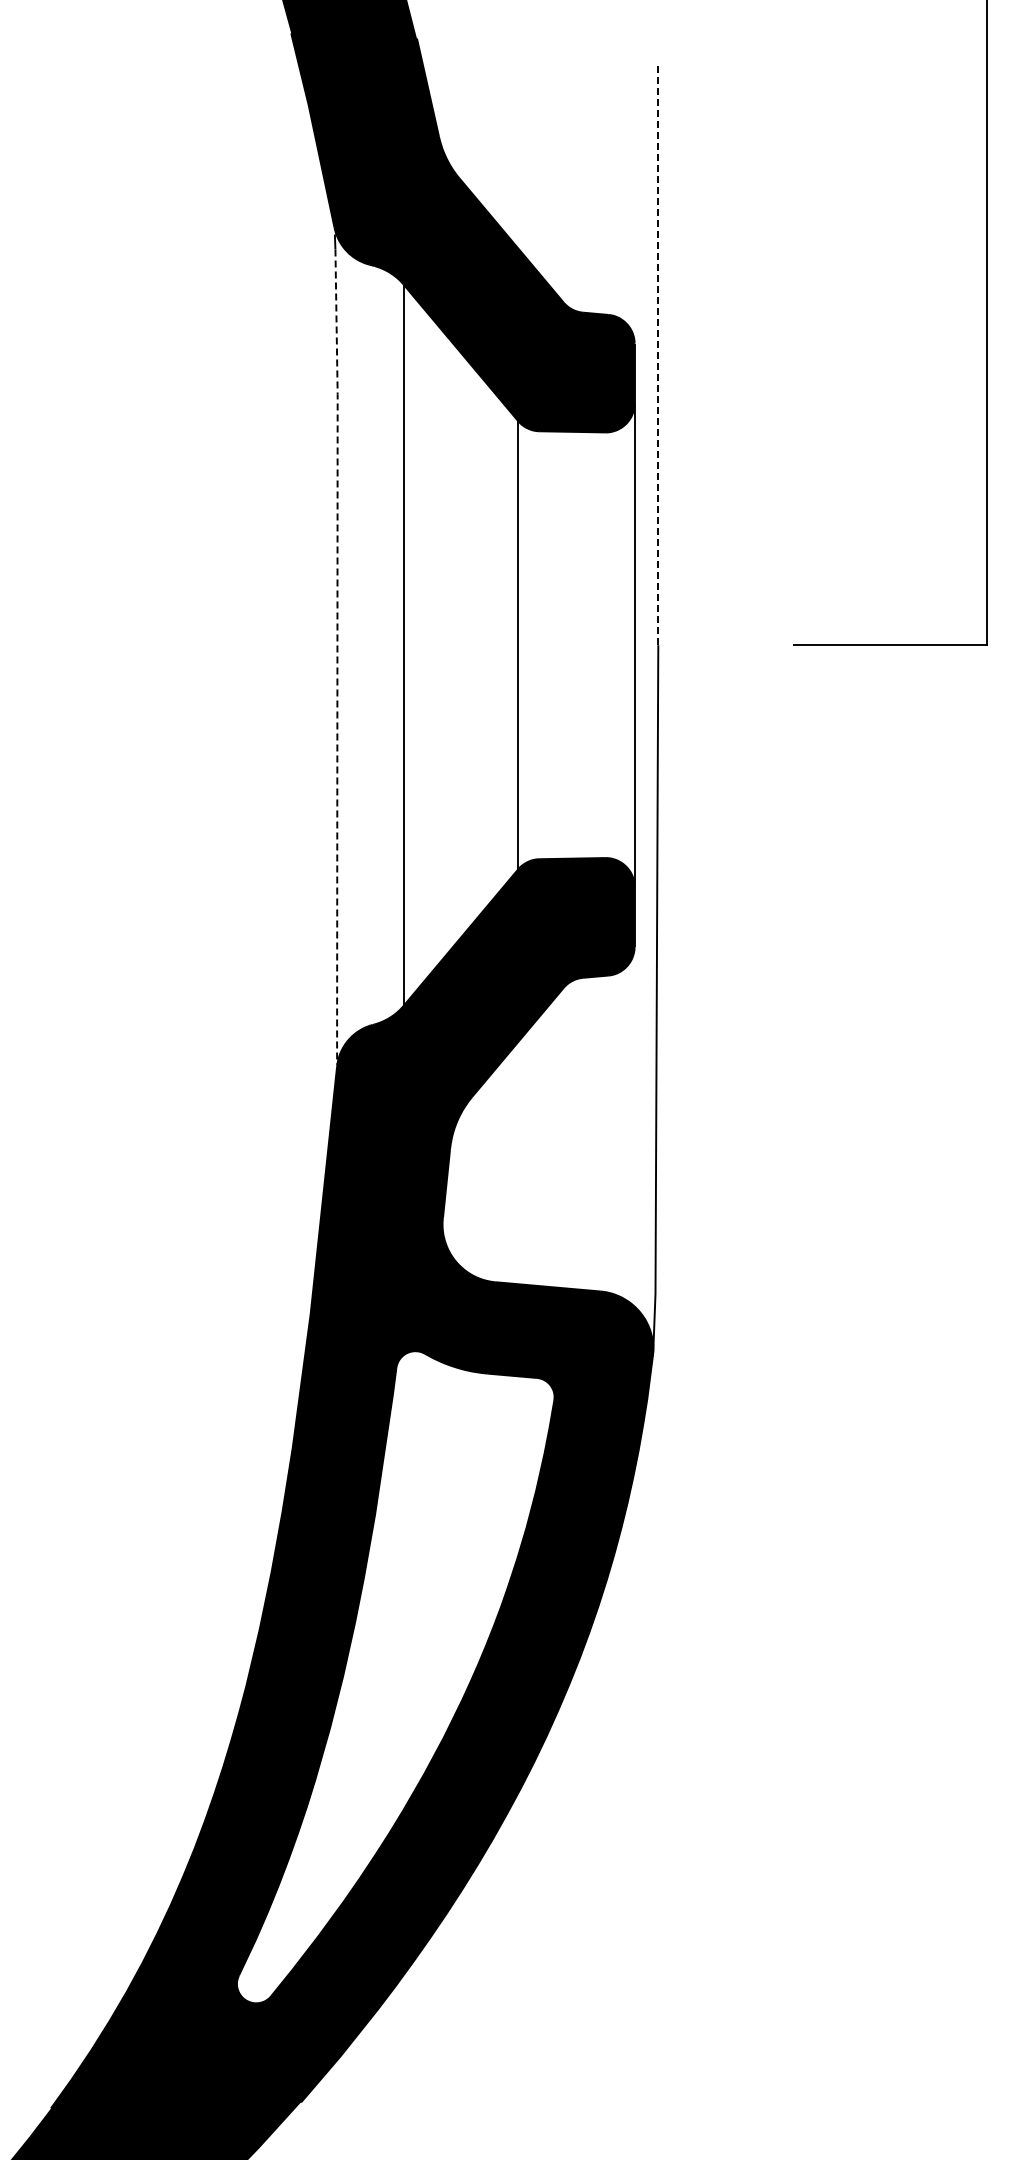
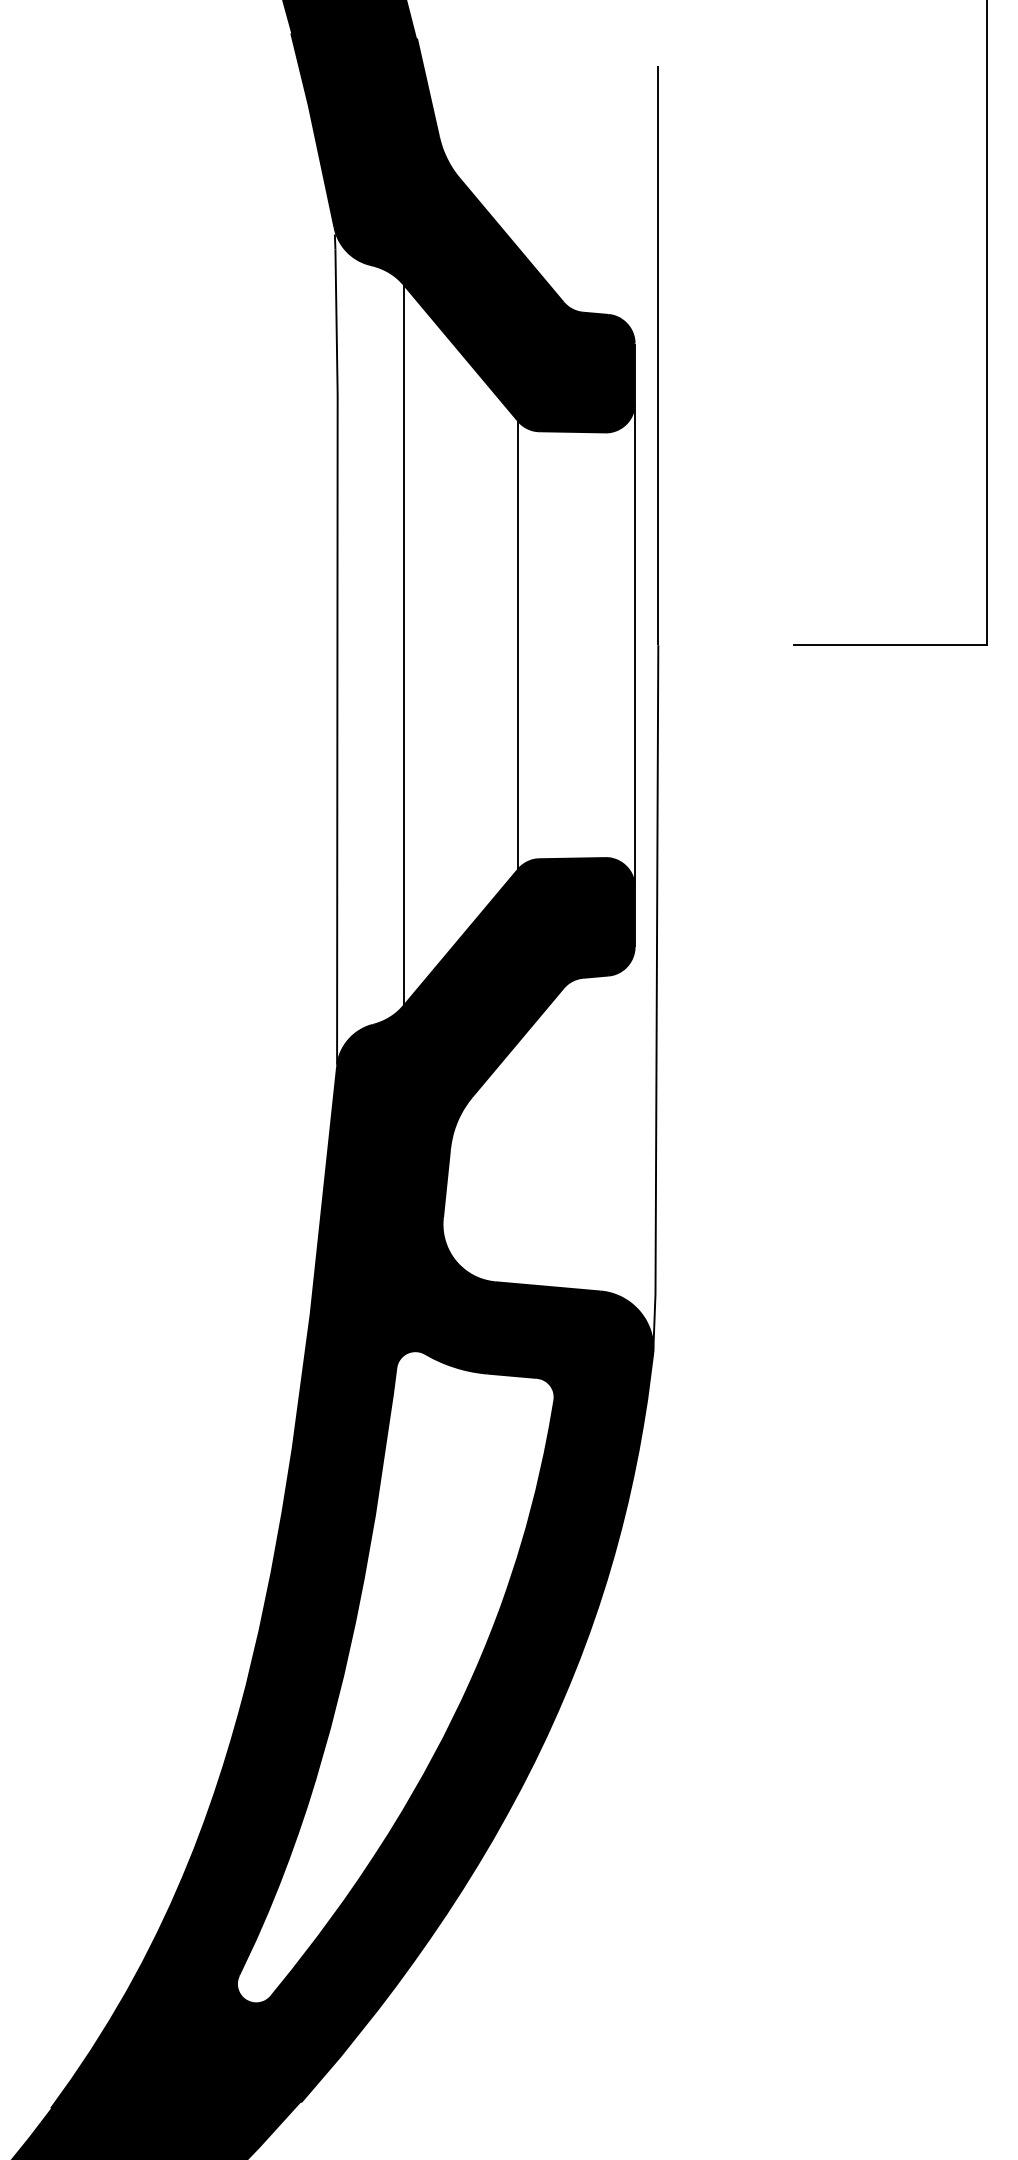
line: dashed -> solid (658, 355)
line: dashed -> solid (337, 656)
